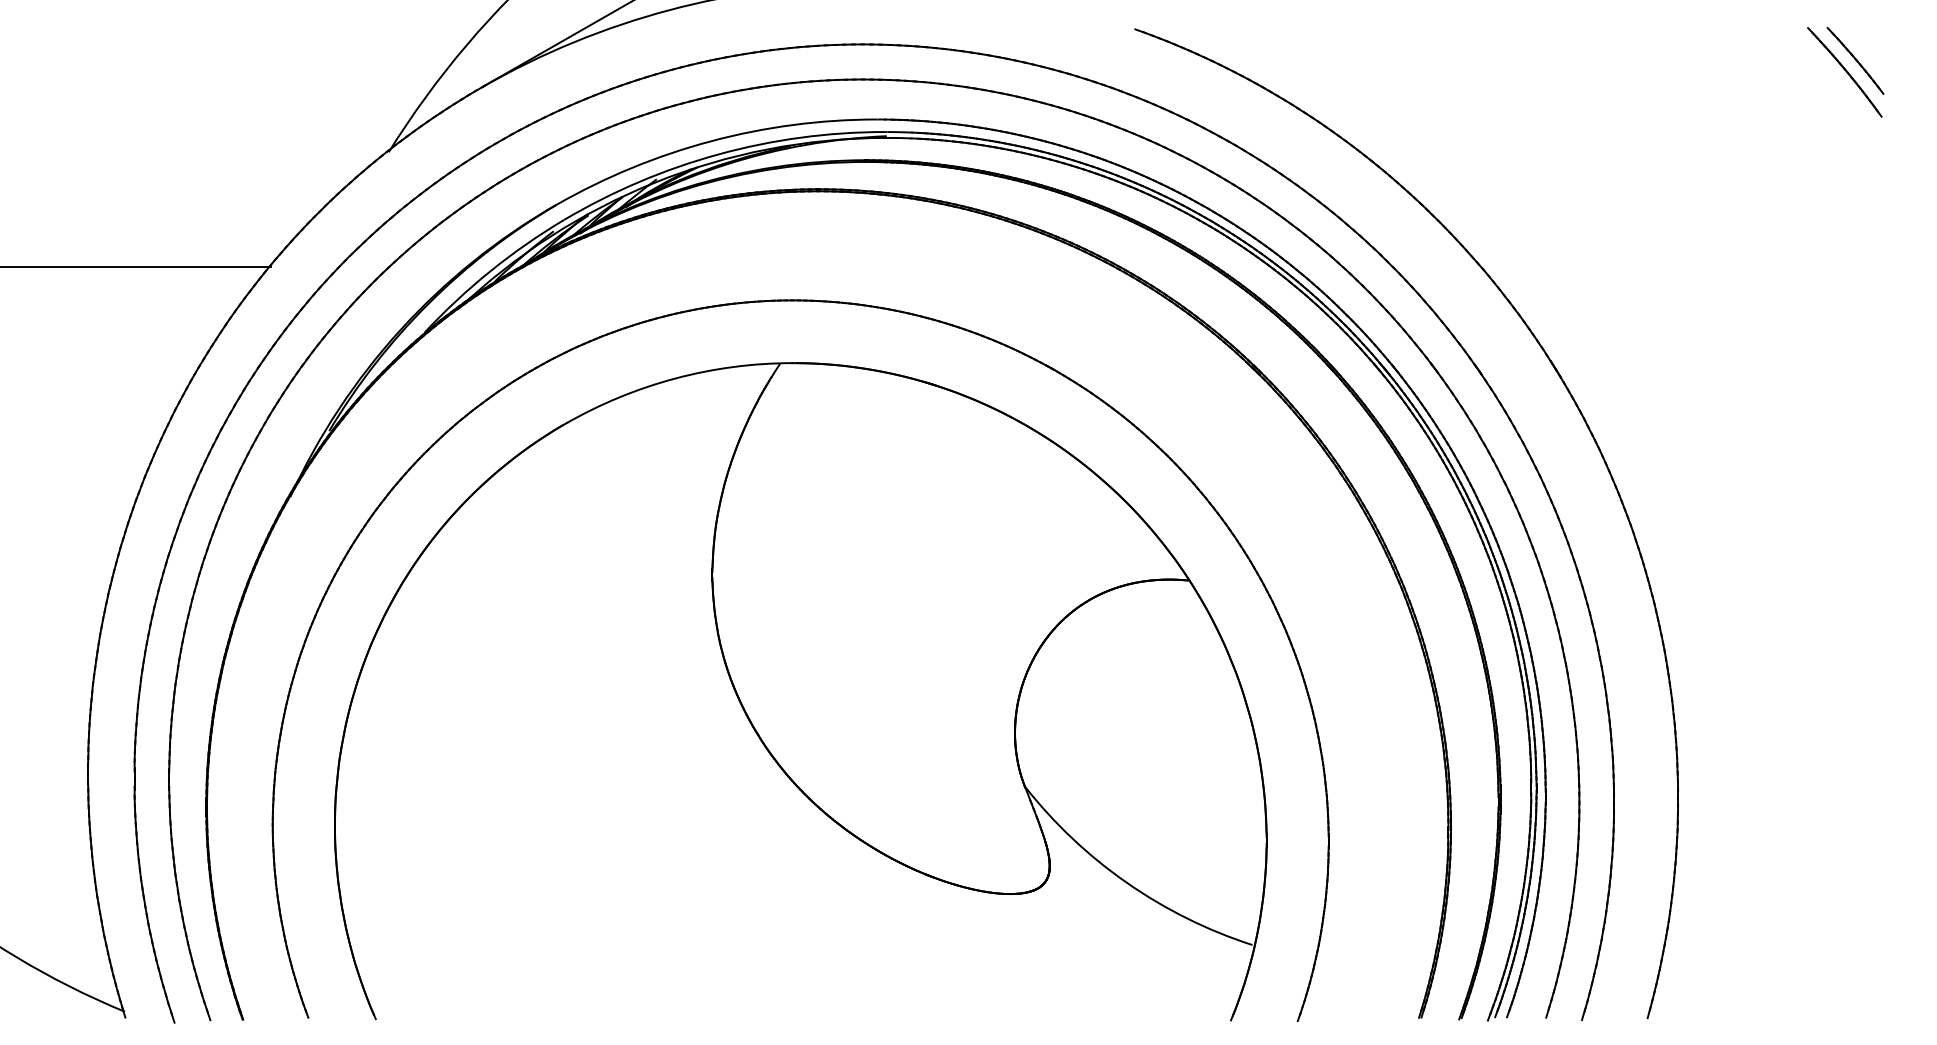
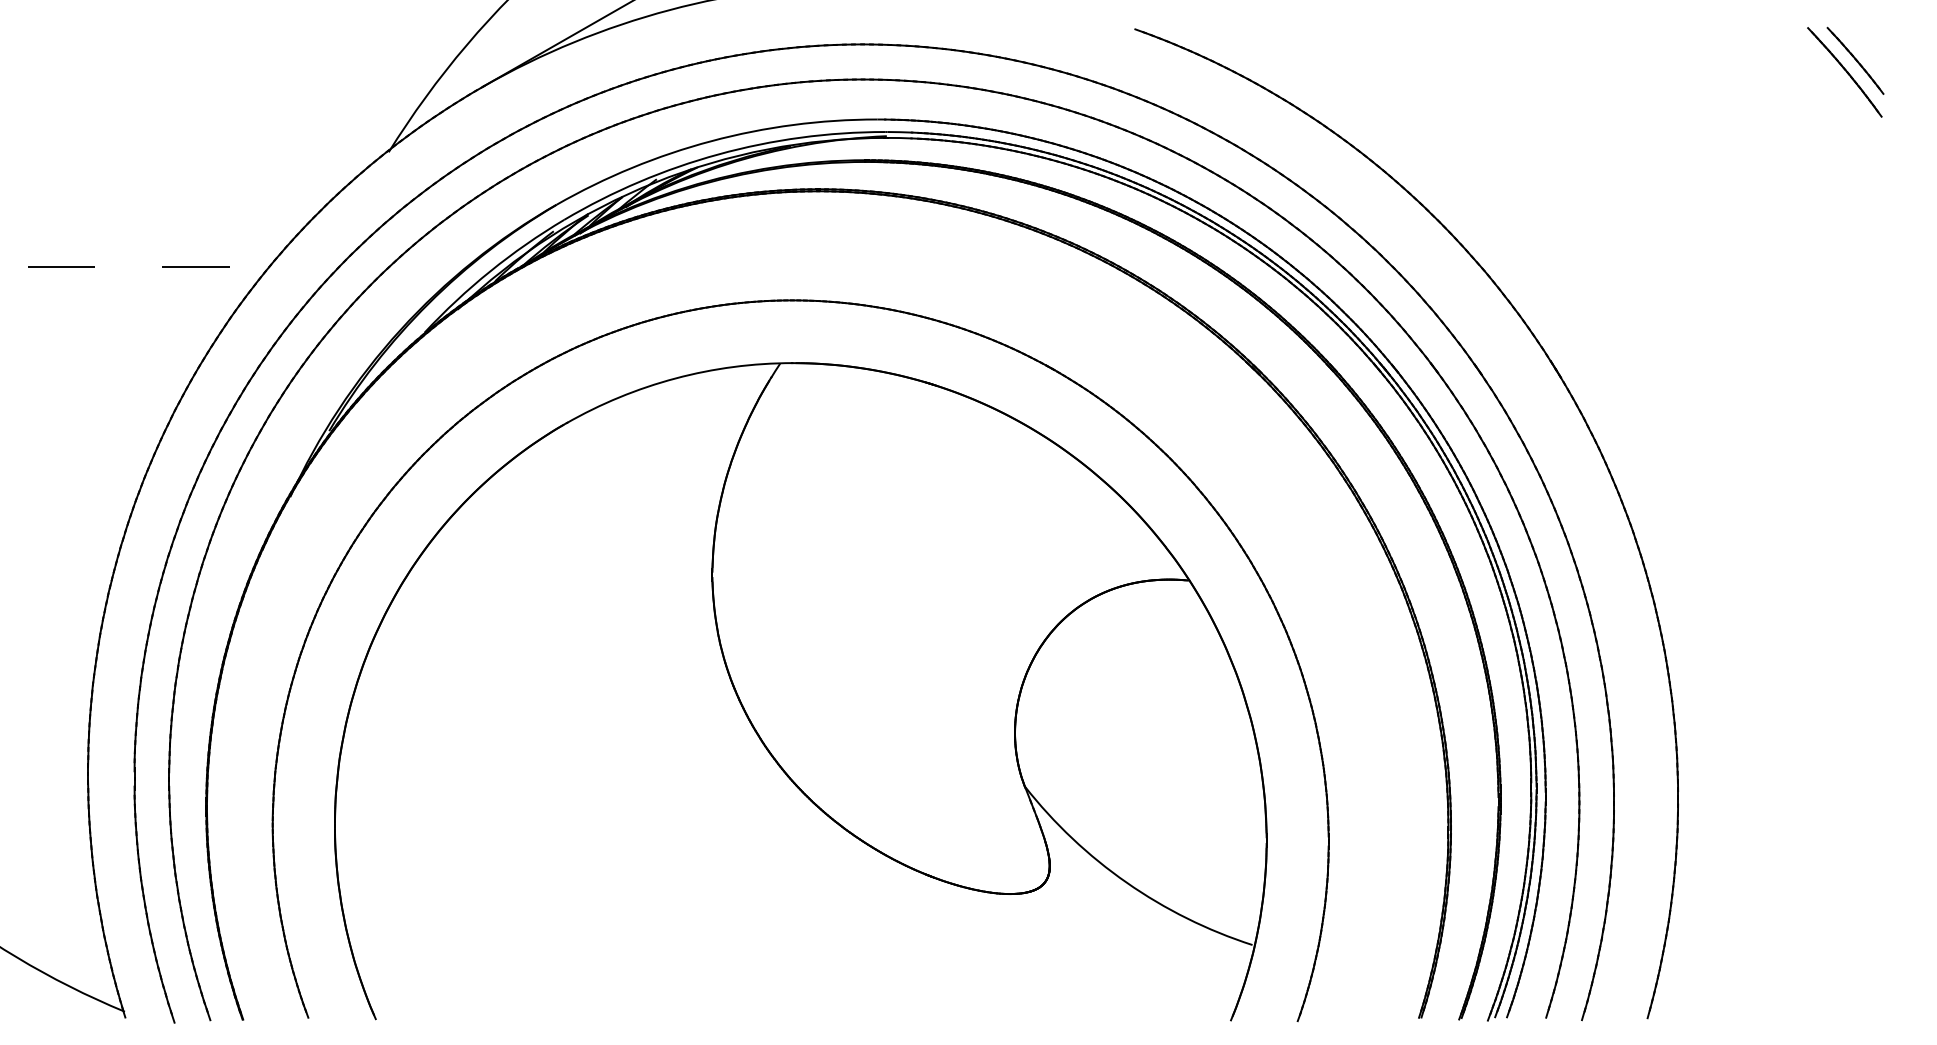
line: solid -> dashed (136, 266)
